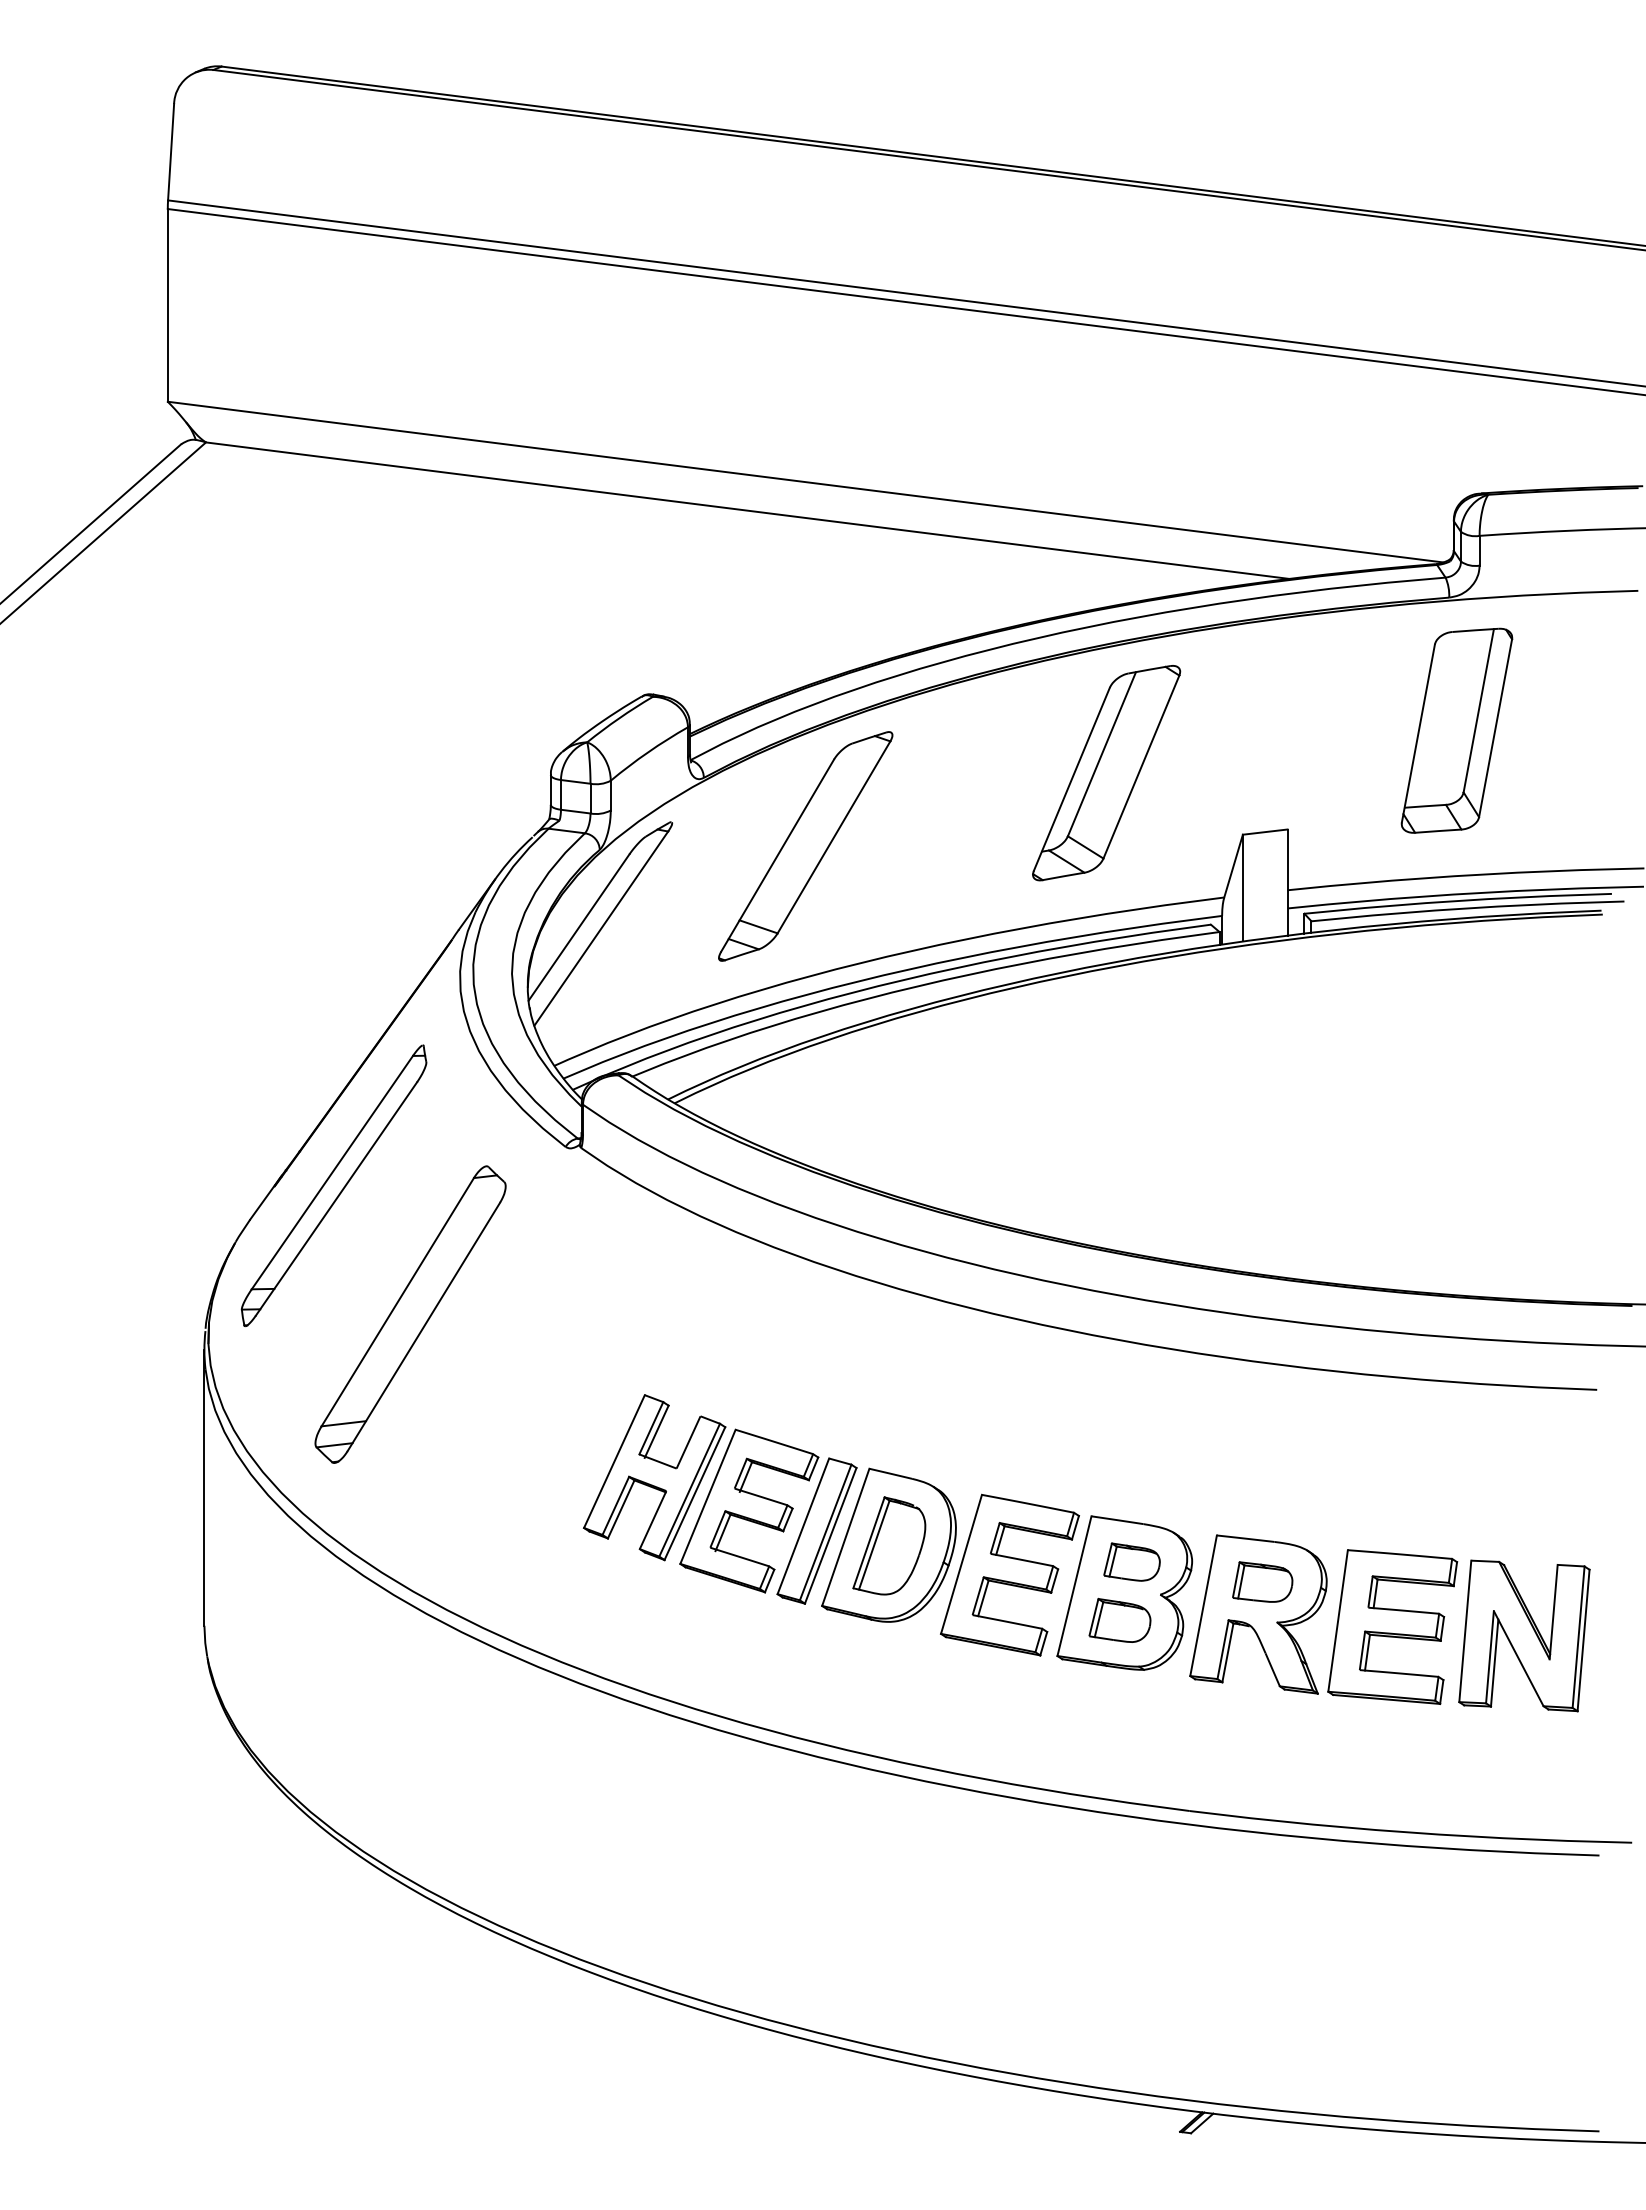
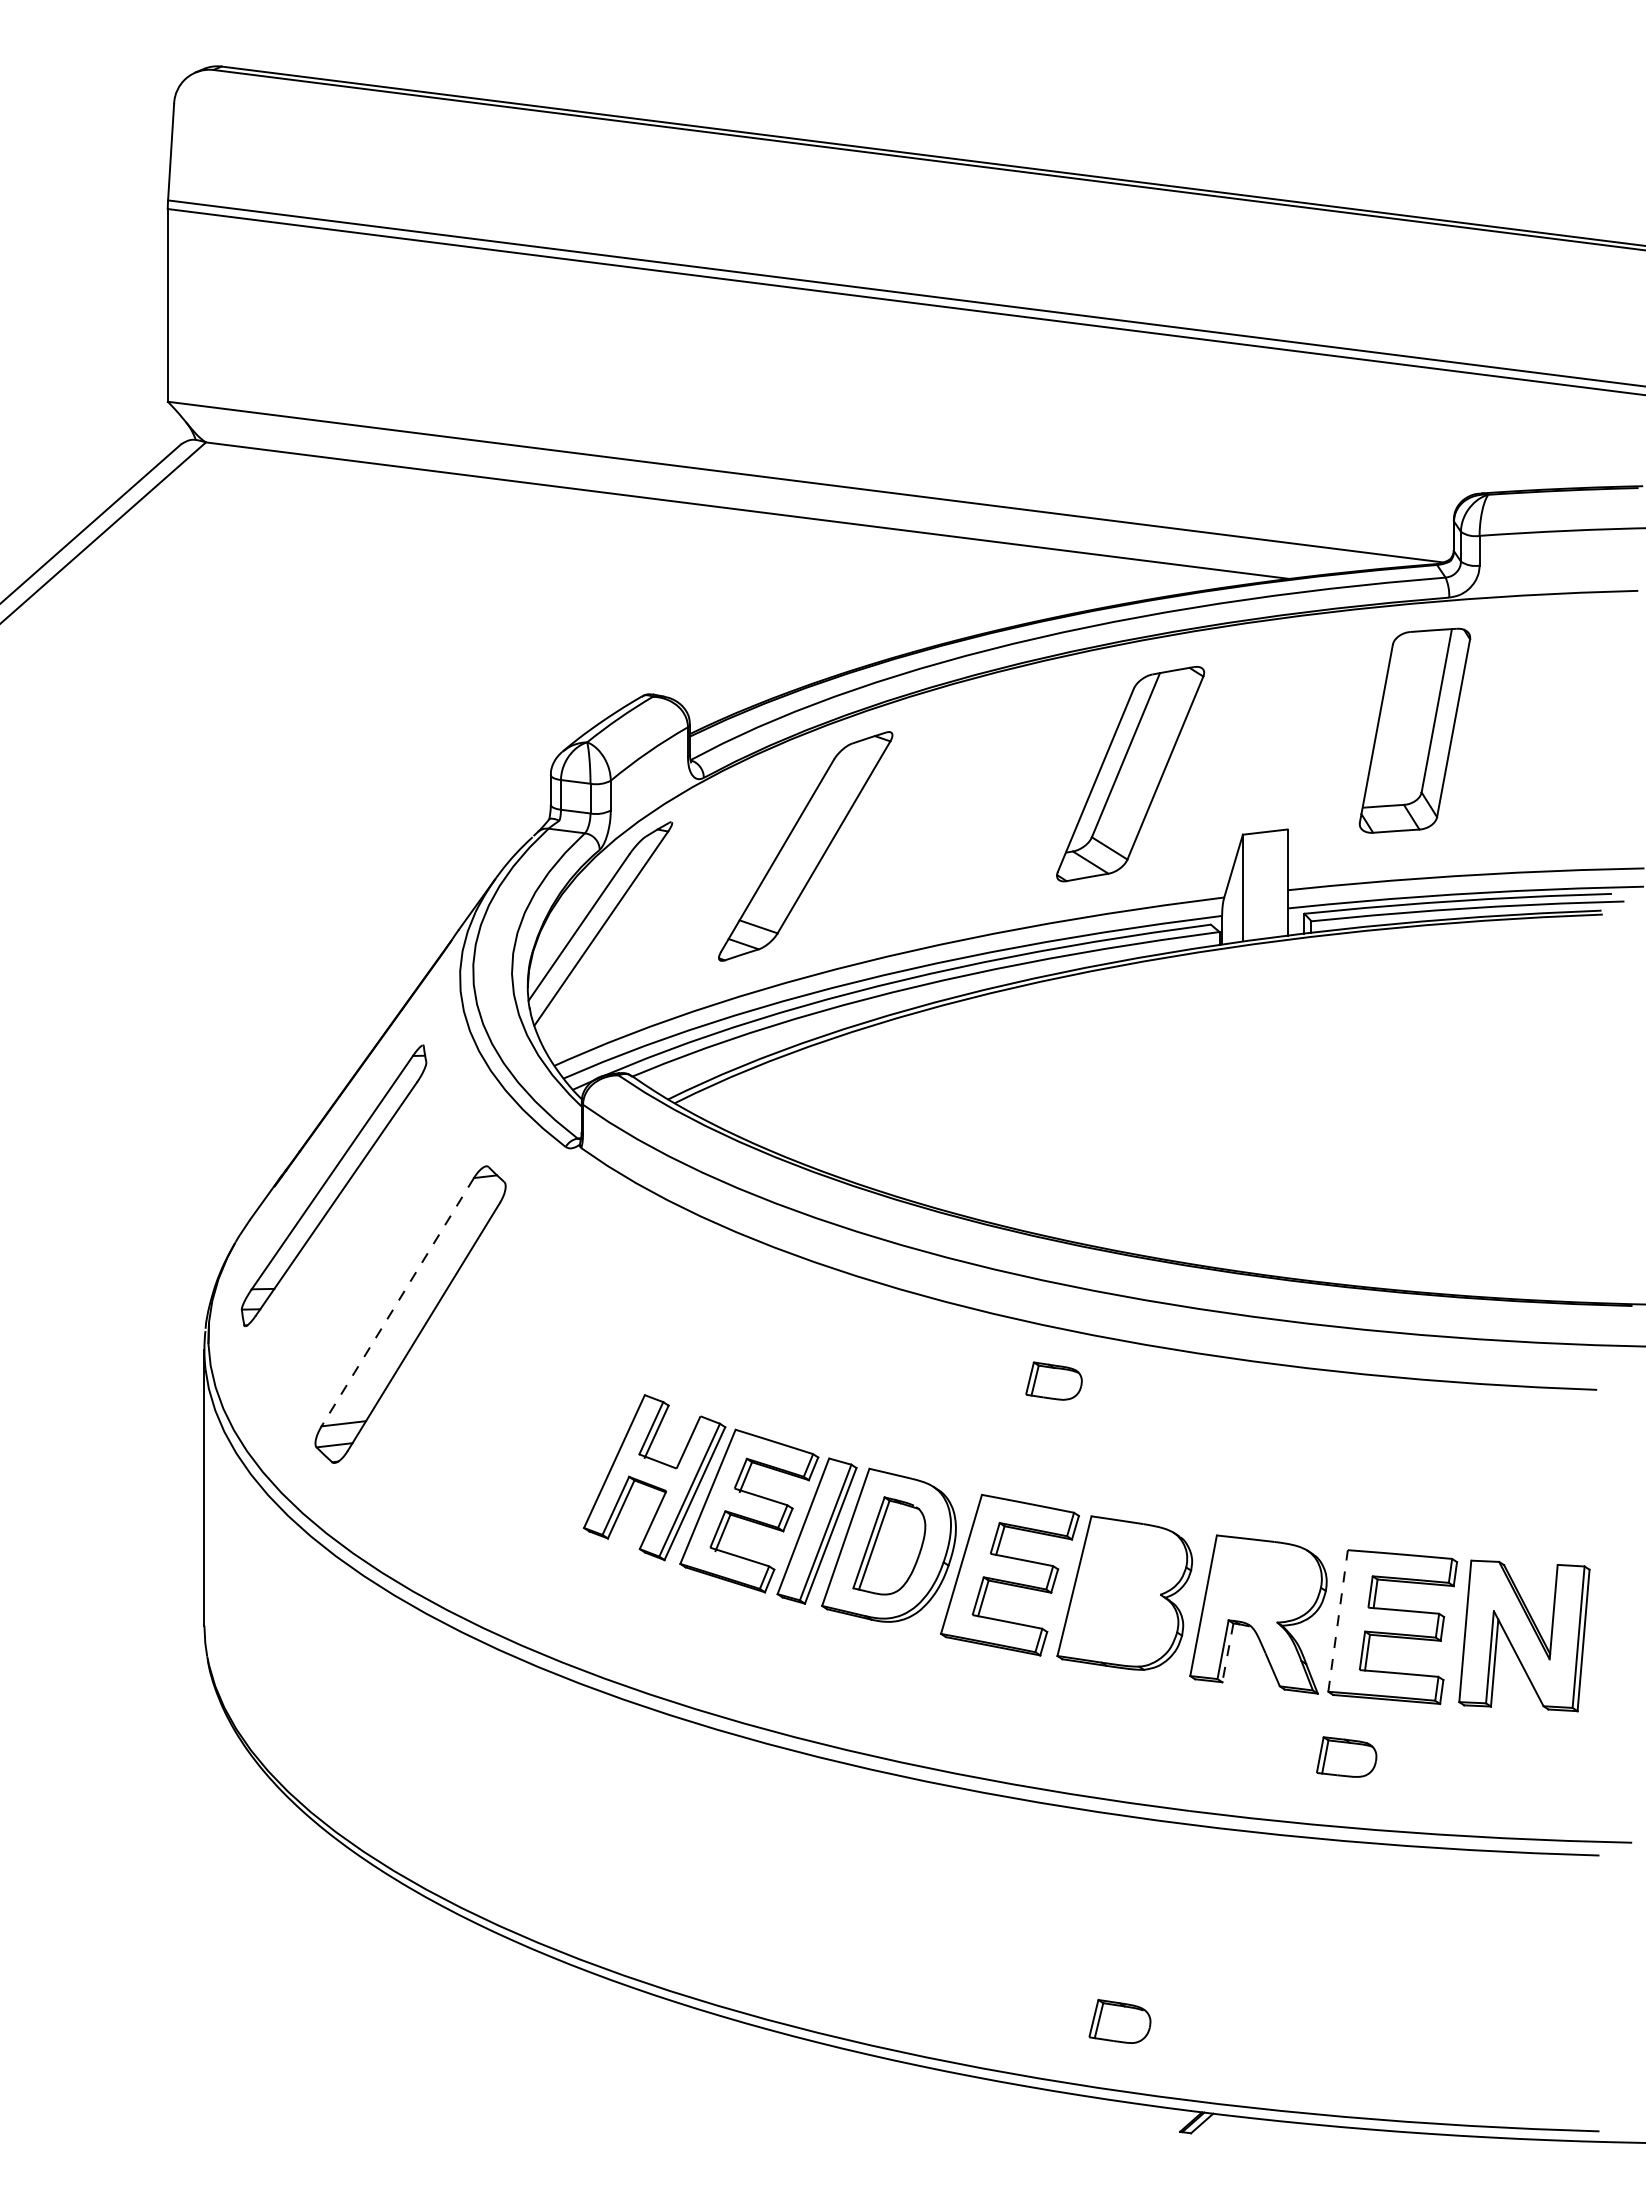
part position: (1456, 730) -> (1414, 730) (1414, 730)
part position: (1106, 773) -> (1130, 774) (1130, 774)
line: solid -> dashed (397, 1302)
part position: (1131, 1561) -> (1053, 1380) (1053, 1380)
part position: (1262, 1581) -> (1346, 1756) (1346, 1756)
part position: (1119, 1619) -> (1119, 2020) (1119, 2020)
line: solid -> dashed (1338, 1620)
line: solid -> dashed (1227, 1652)
